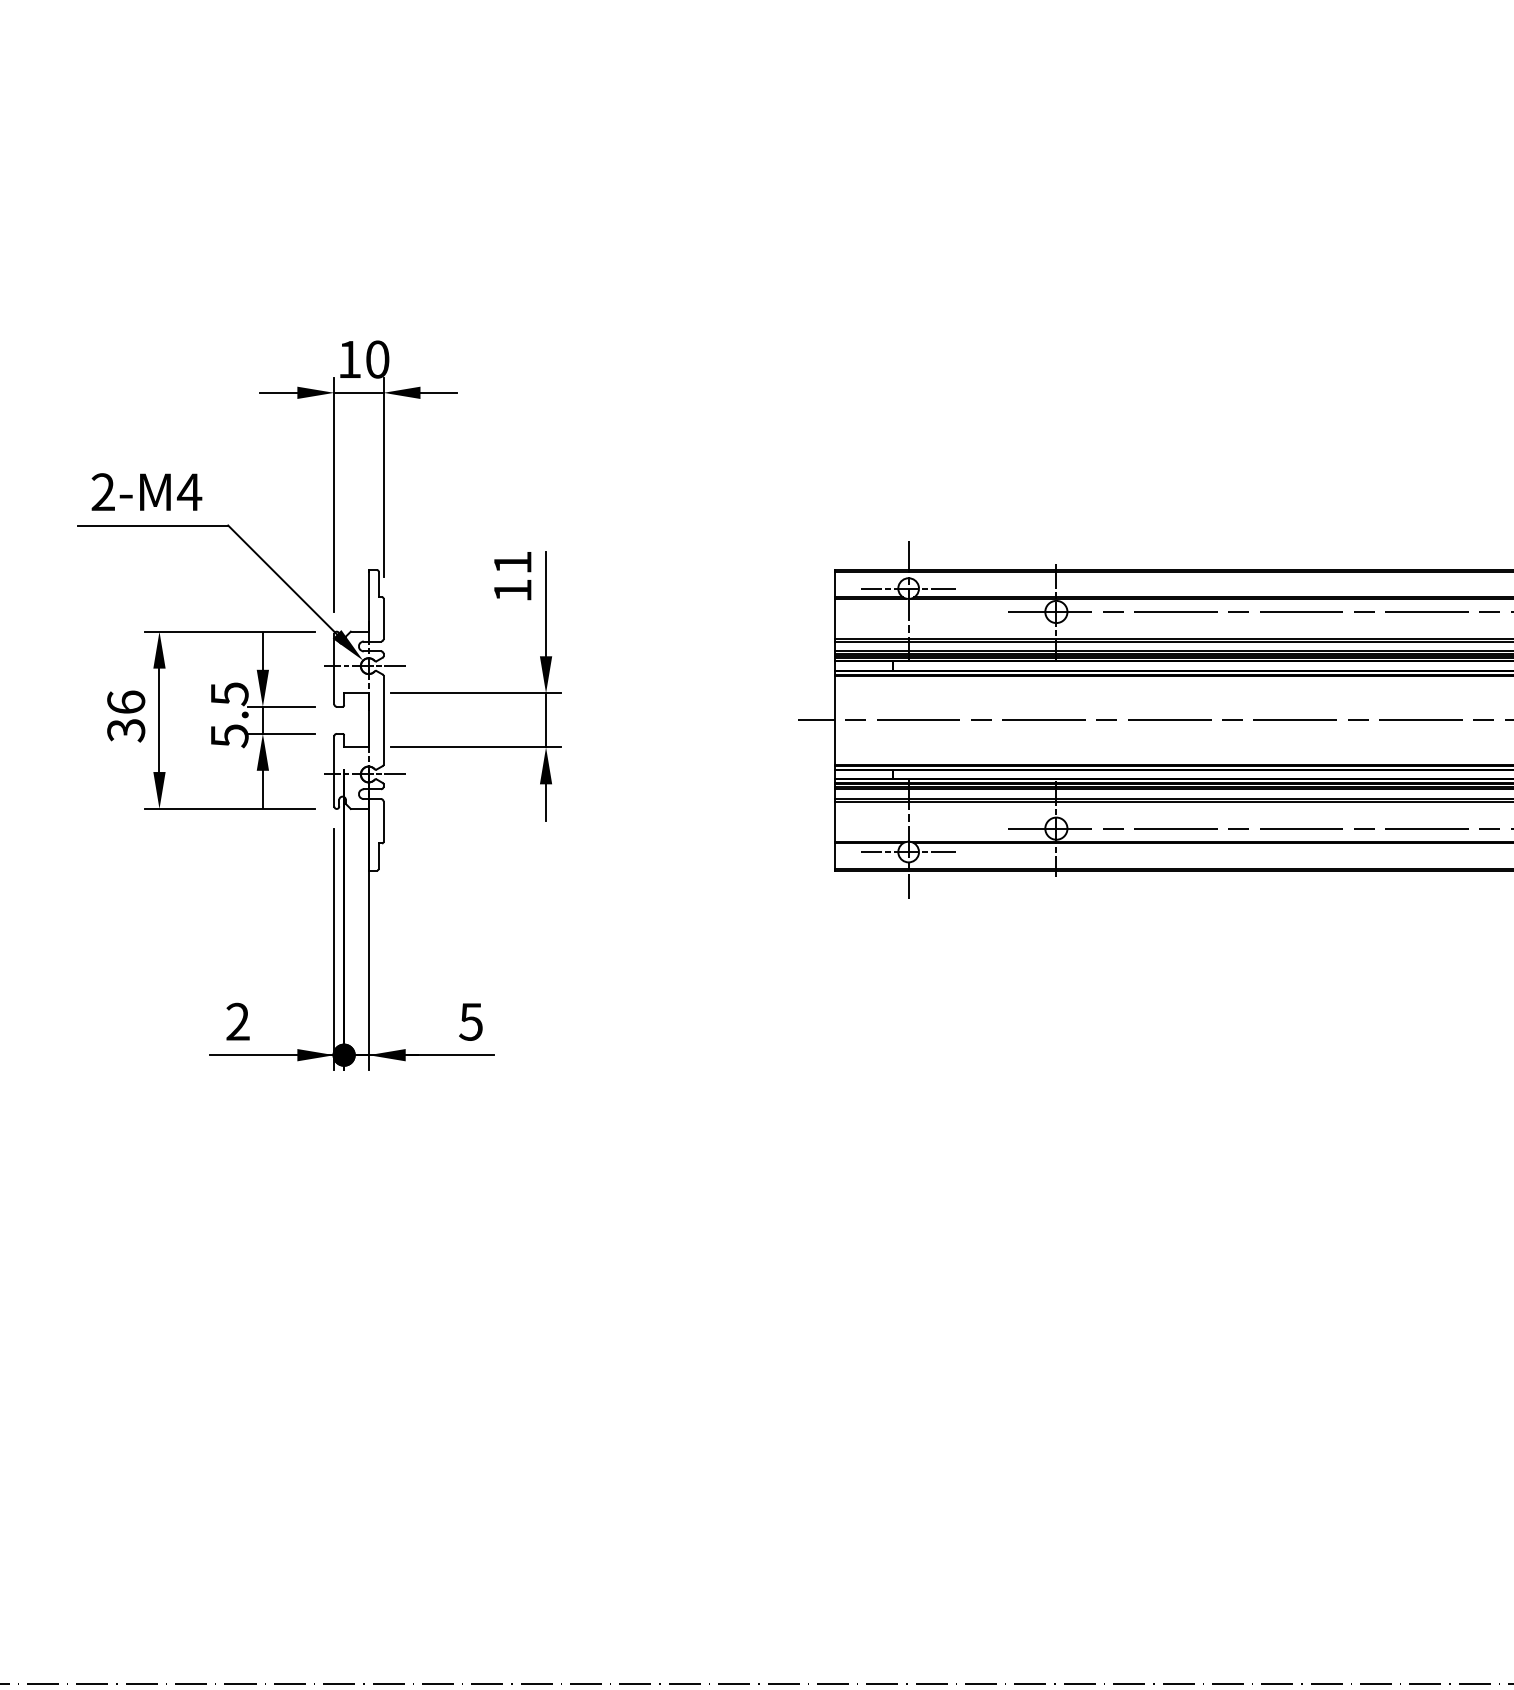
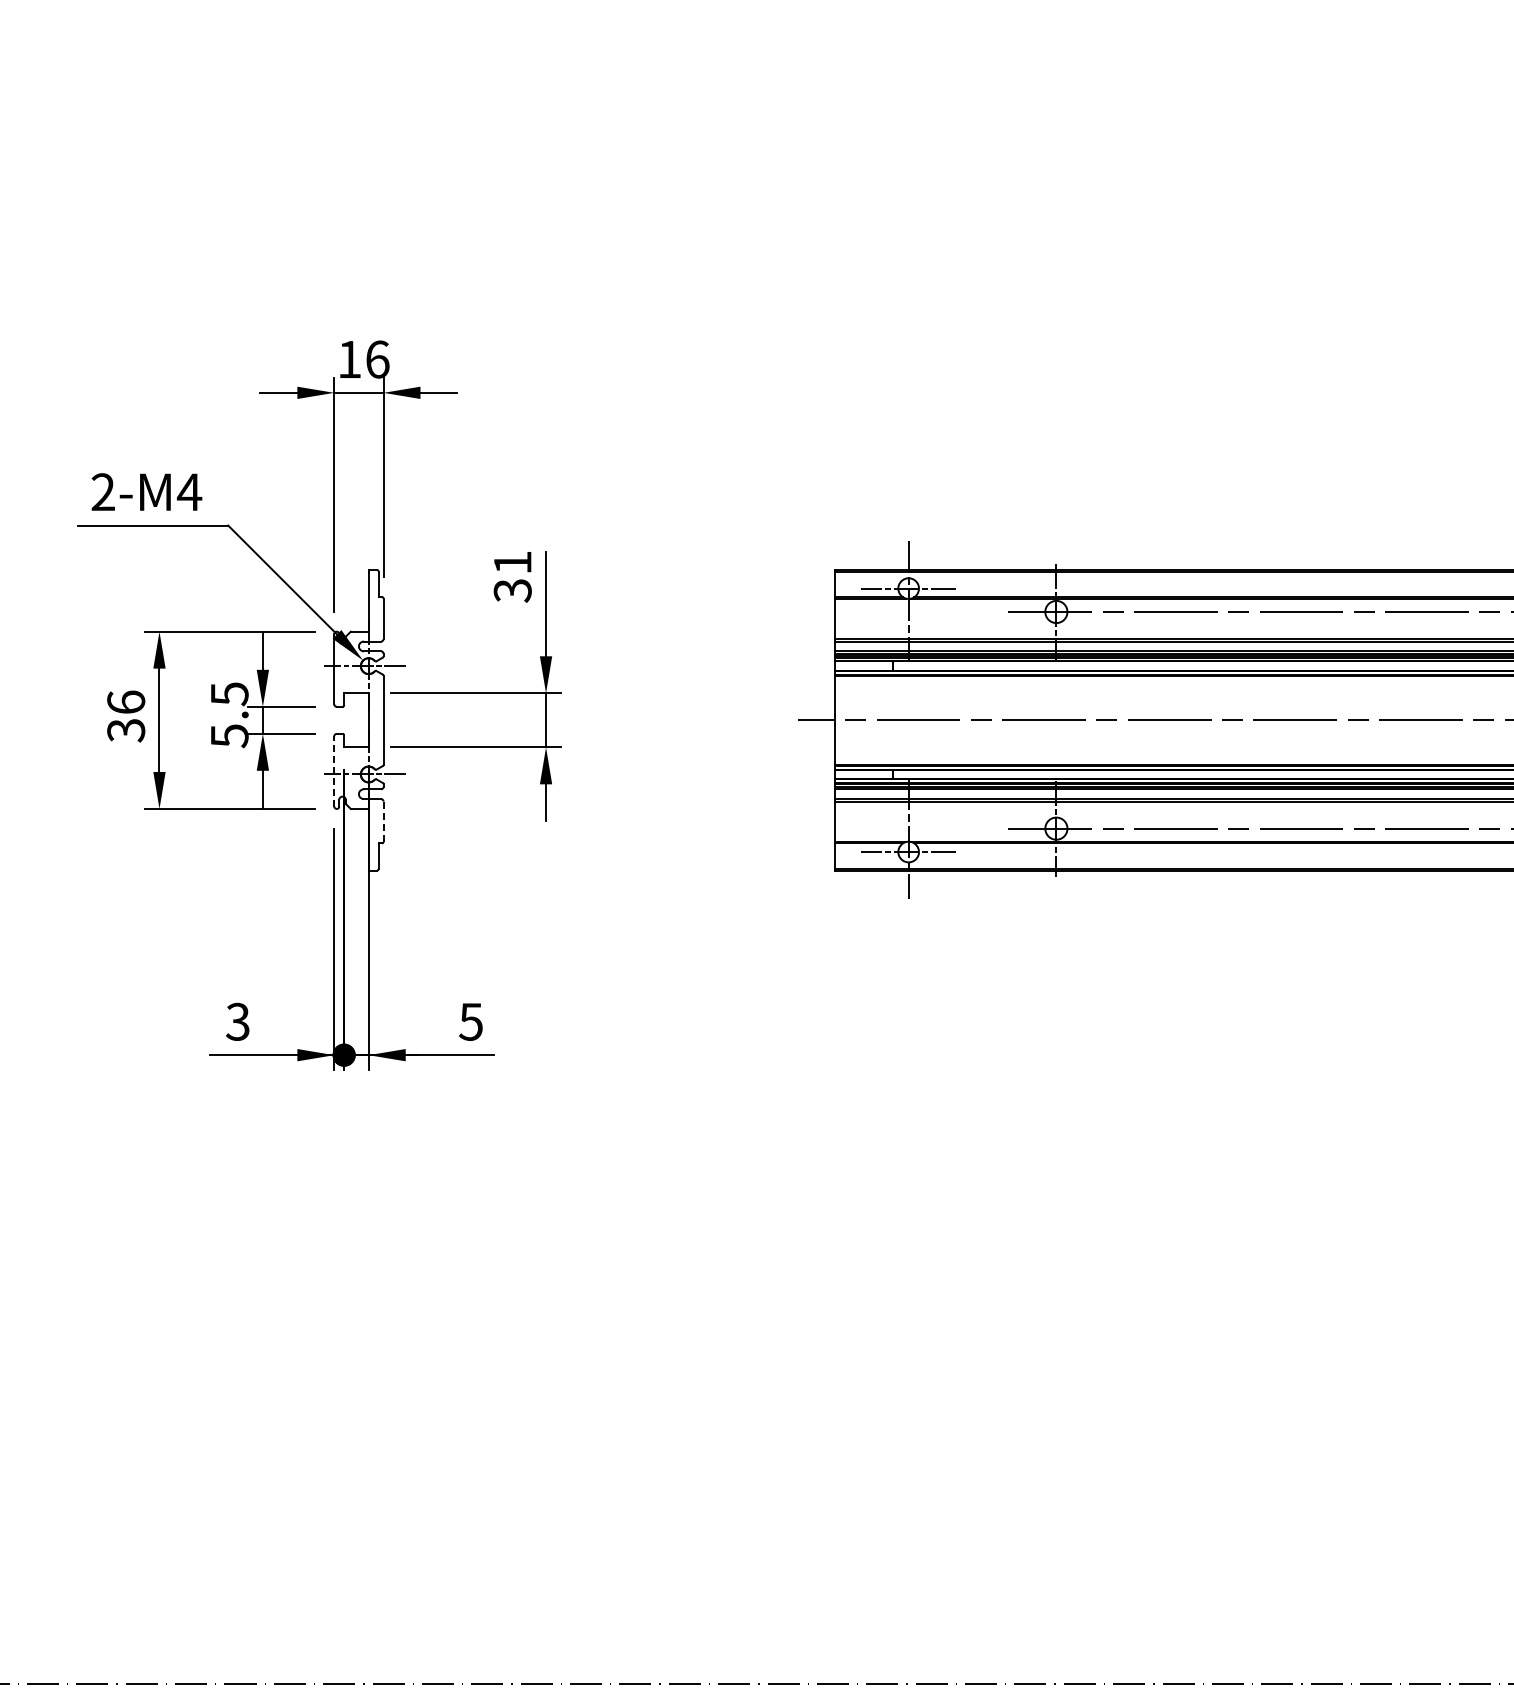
text: 10 -> 16 (377, 359)
text: 11 -> 31 (512, 590)
line: solid -> dashed (334, 770)
line: solid -> dashed (383, 822)
text: 2 -> 3 (237, 1021)
